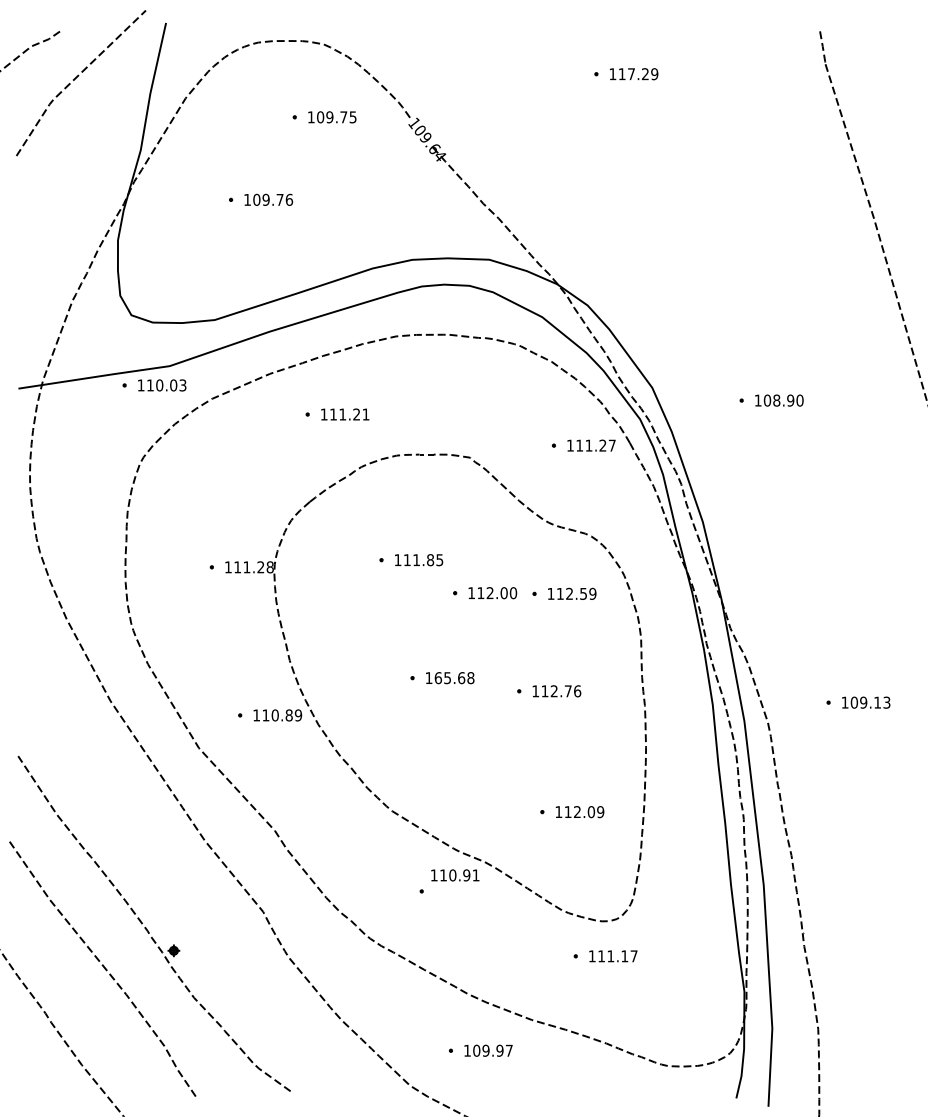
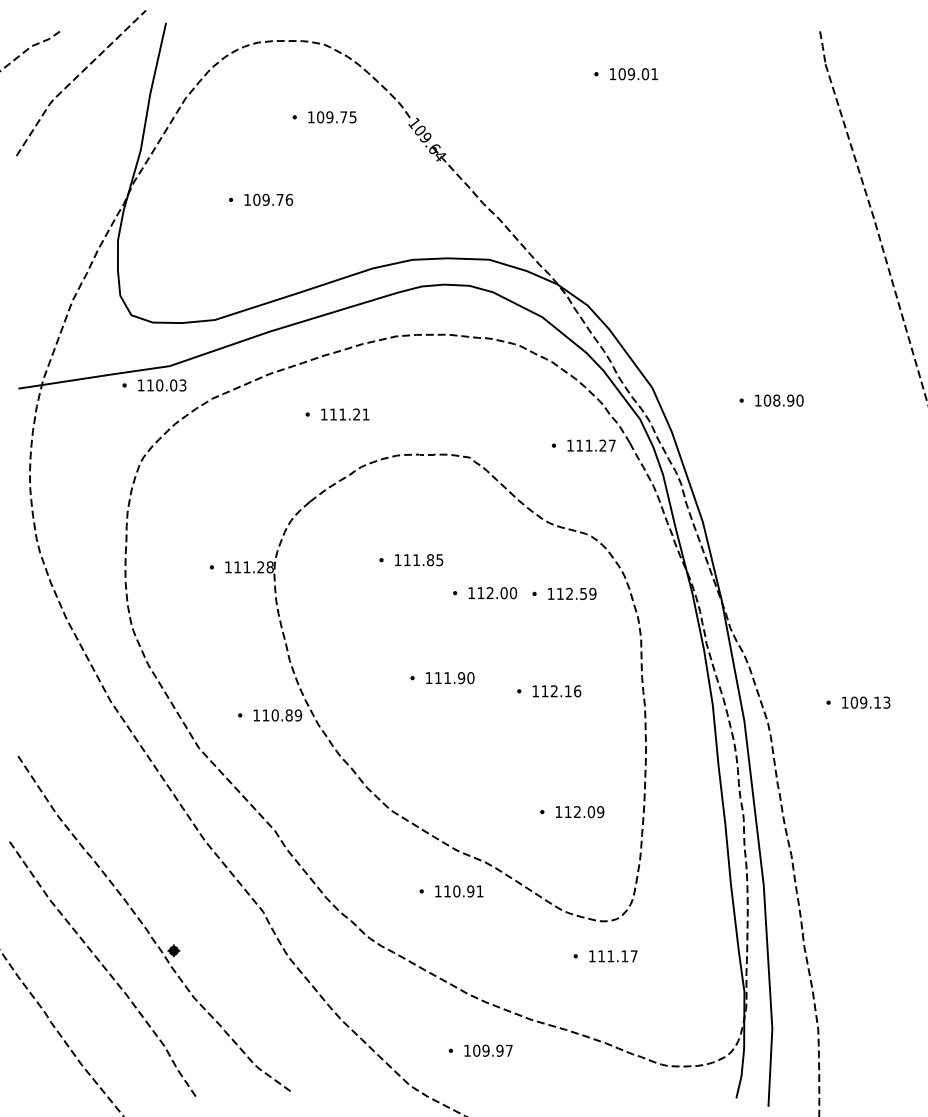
text: 117.29 -> 109.01 (638, 74)
text: 165.68 -> 111.90 (454, 678)
text: 112.76 -> 112.16 (568, 691)
text position: (455, 875) -> (459, 891) (459, 891)
